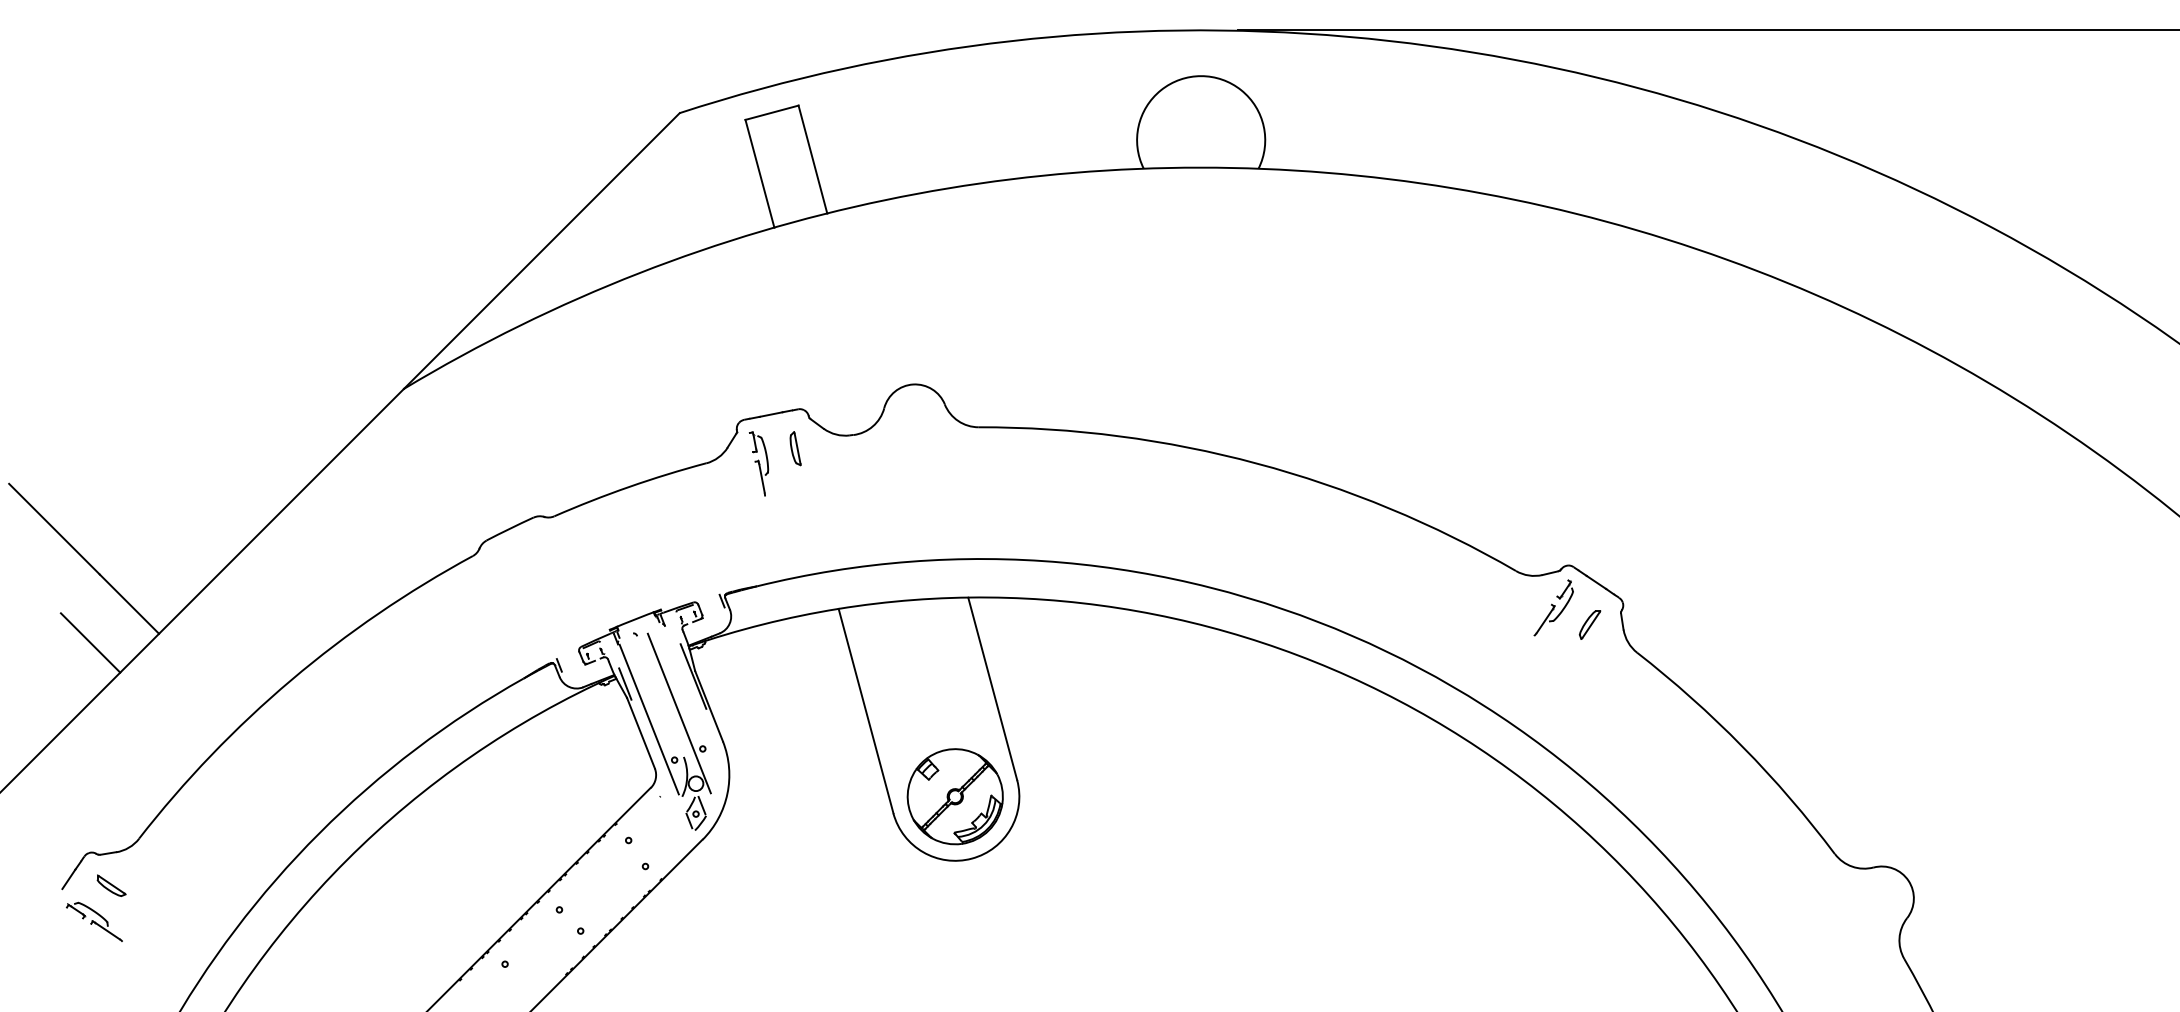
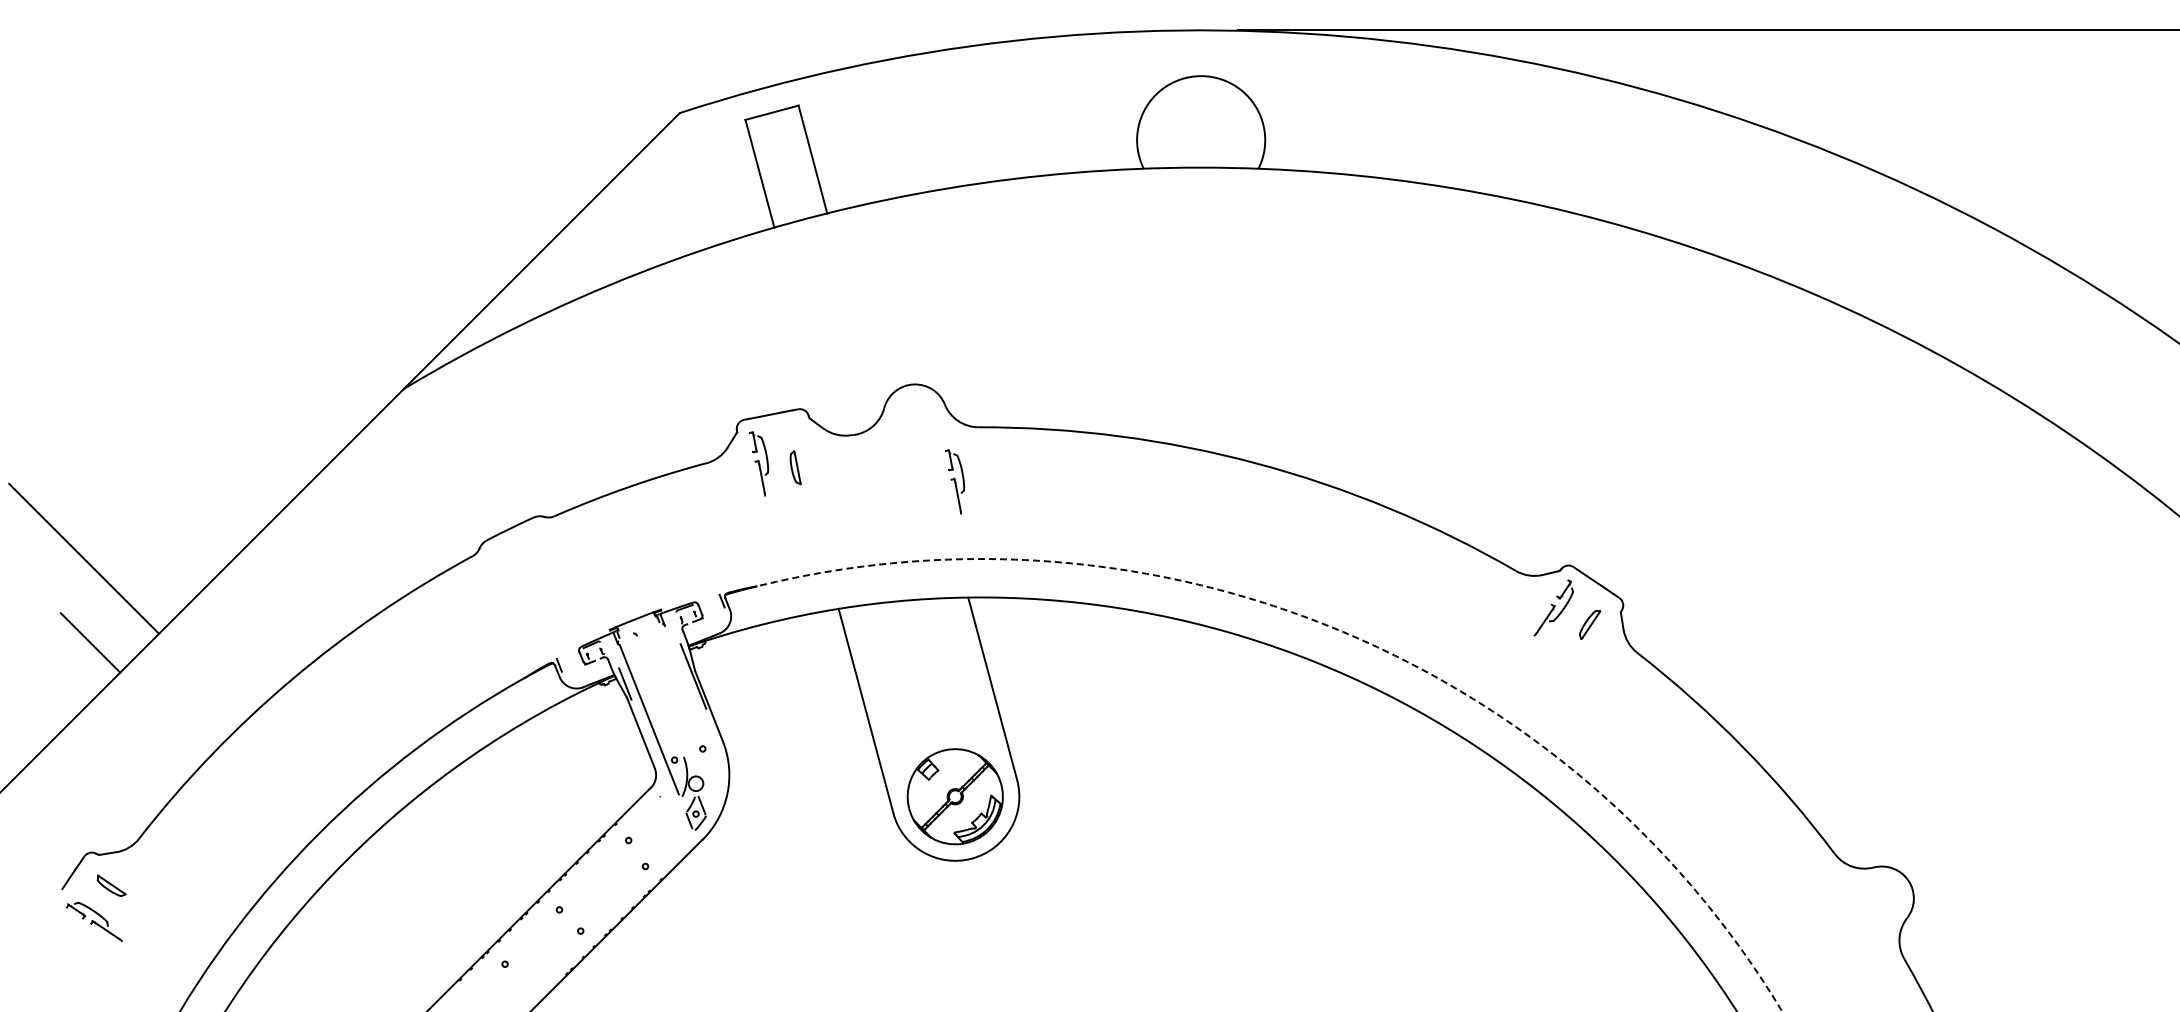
part position: (795, 448) -> (795, 467) (795, 467)
part: none -> present (955, 481)
arc: solid -> dashed (1339, 630)
line: present -> none (678, 713)
